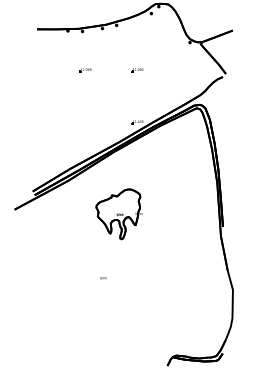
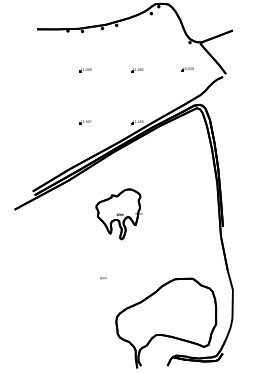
part: none -> present (187, 69)
part: none -> present (85, 122)
part: none -> present (166, 322)
